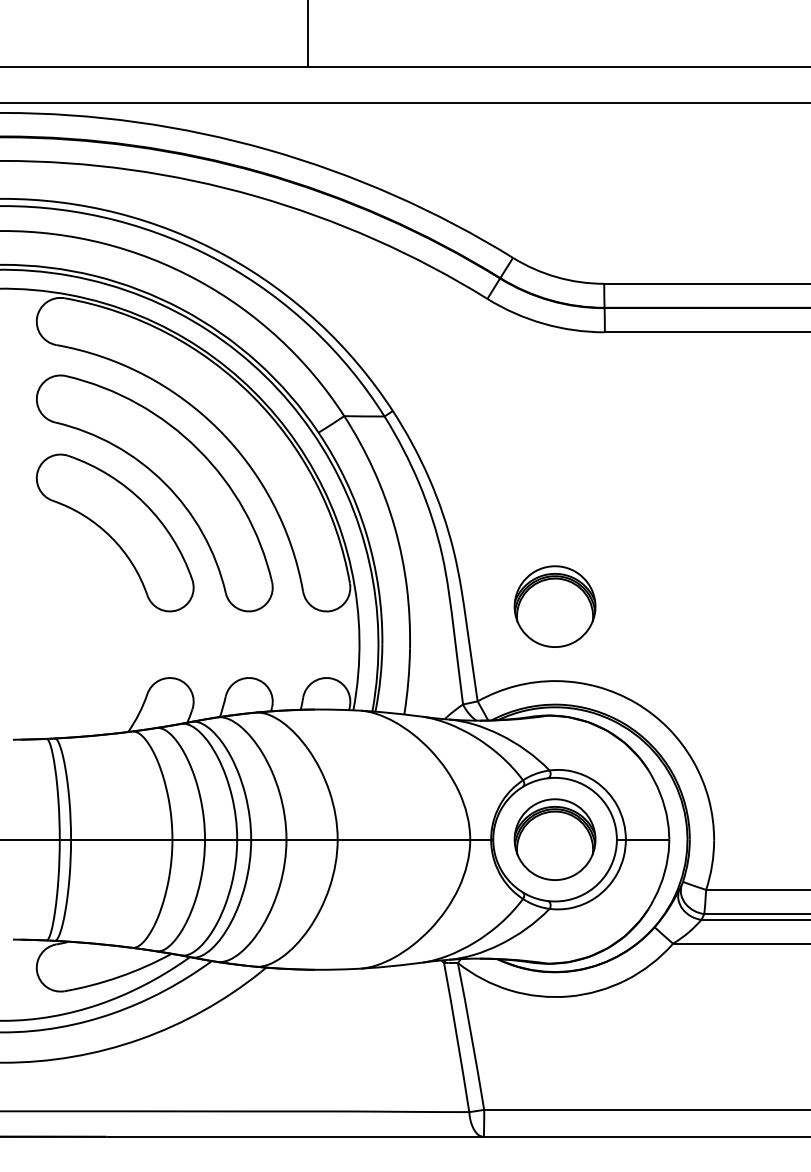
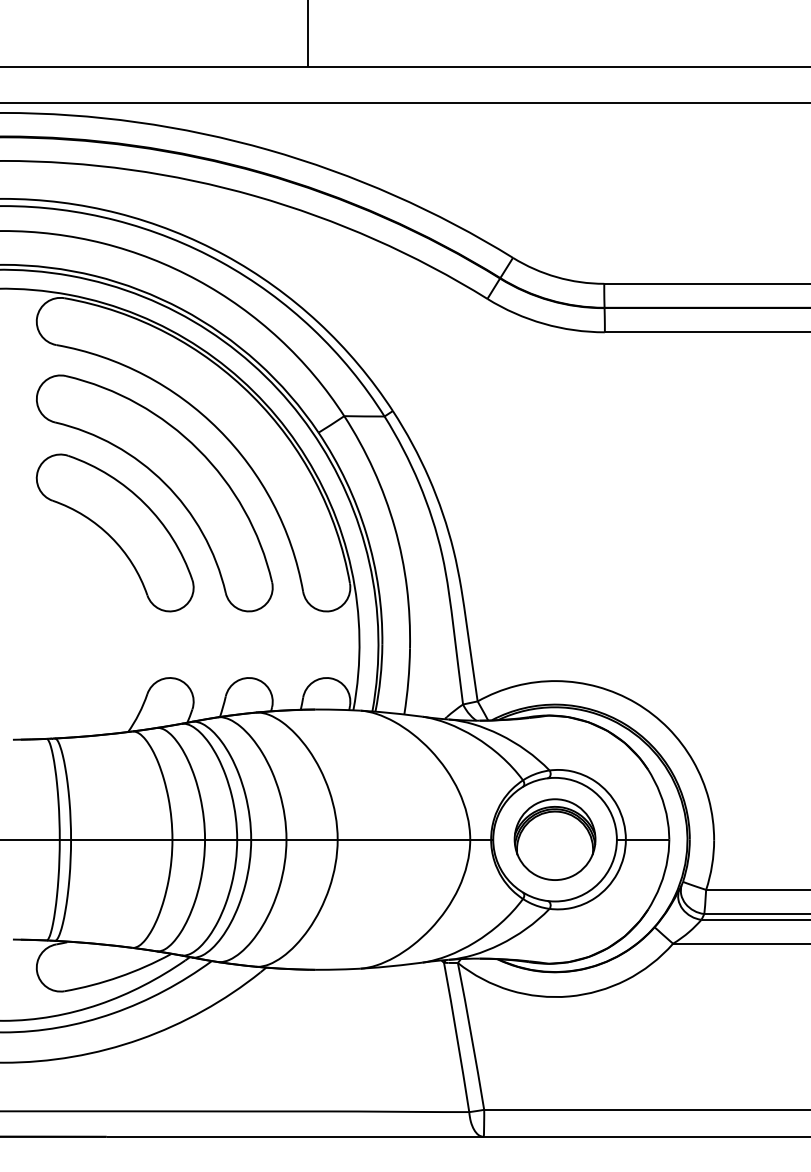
part: present -> none (554, 606)
